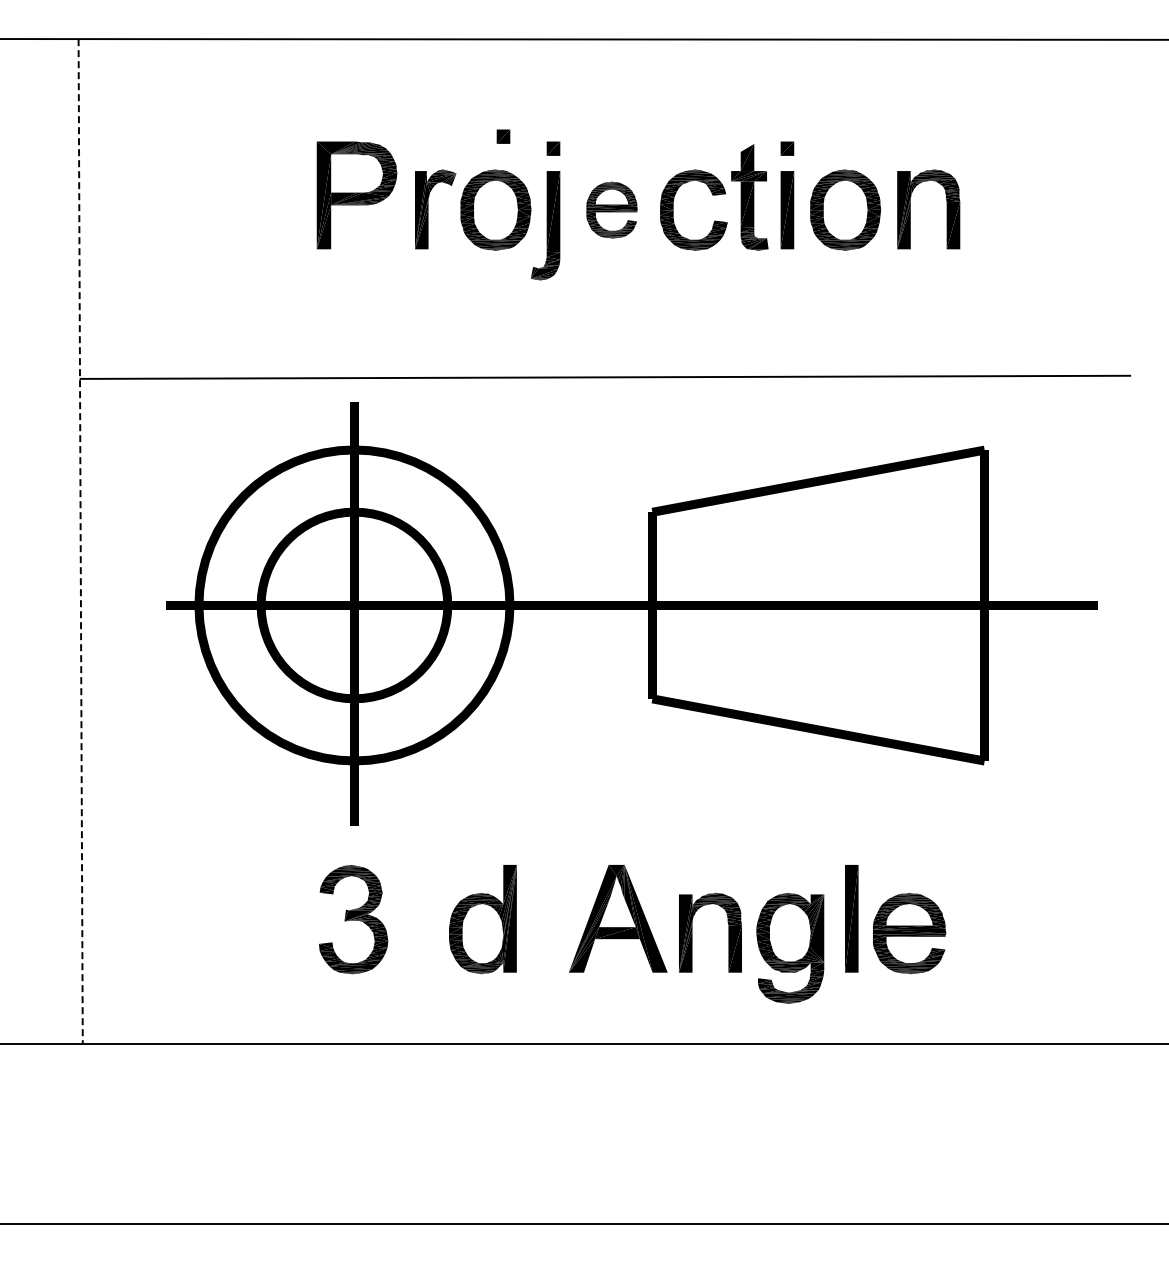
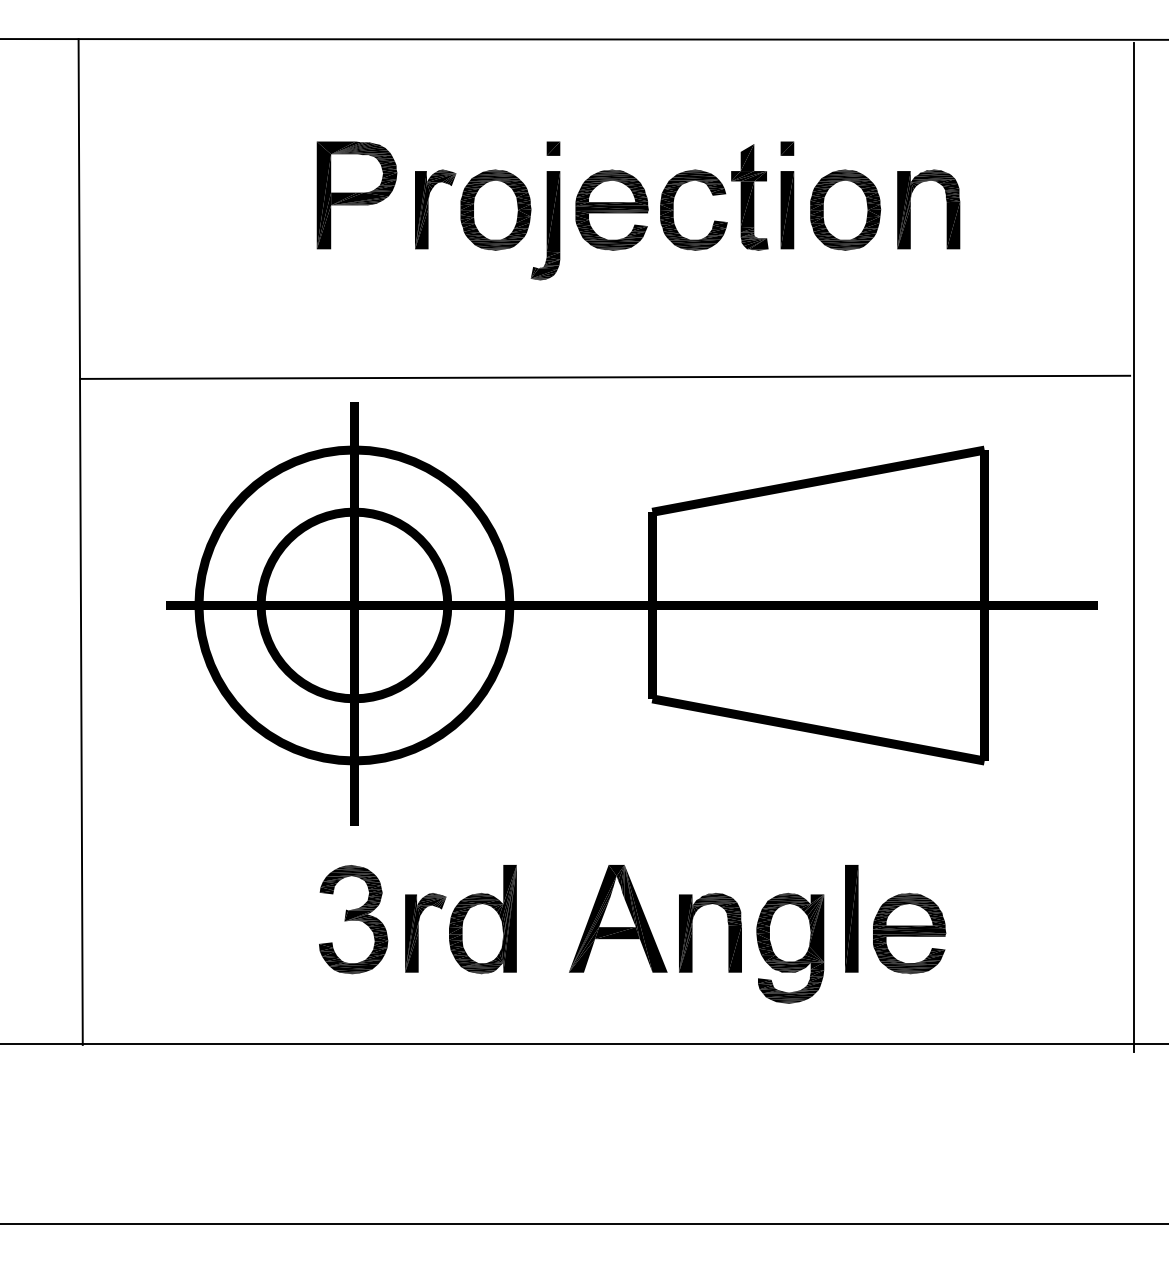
part: present -> none (503, 136)
part size: 52x58 px -> 74x82 px (611, 209)
line: dashed -> solid (80, 542)
line: none -> present (1133, 547)
part: none -> present (418, 932)
